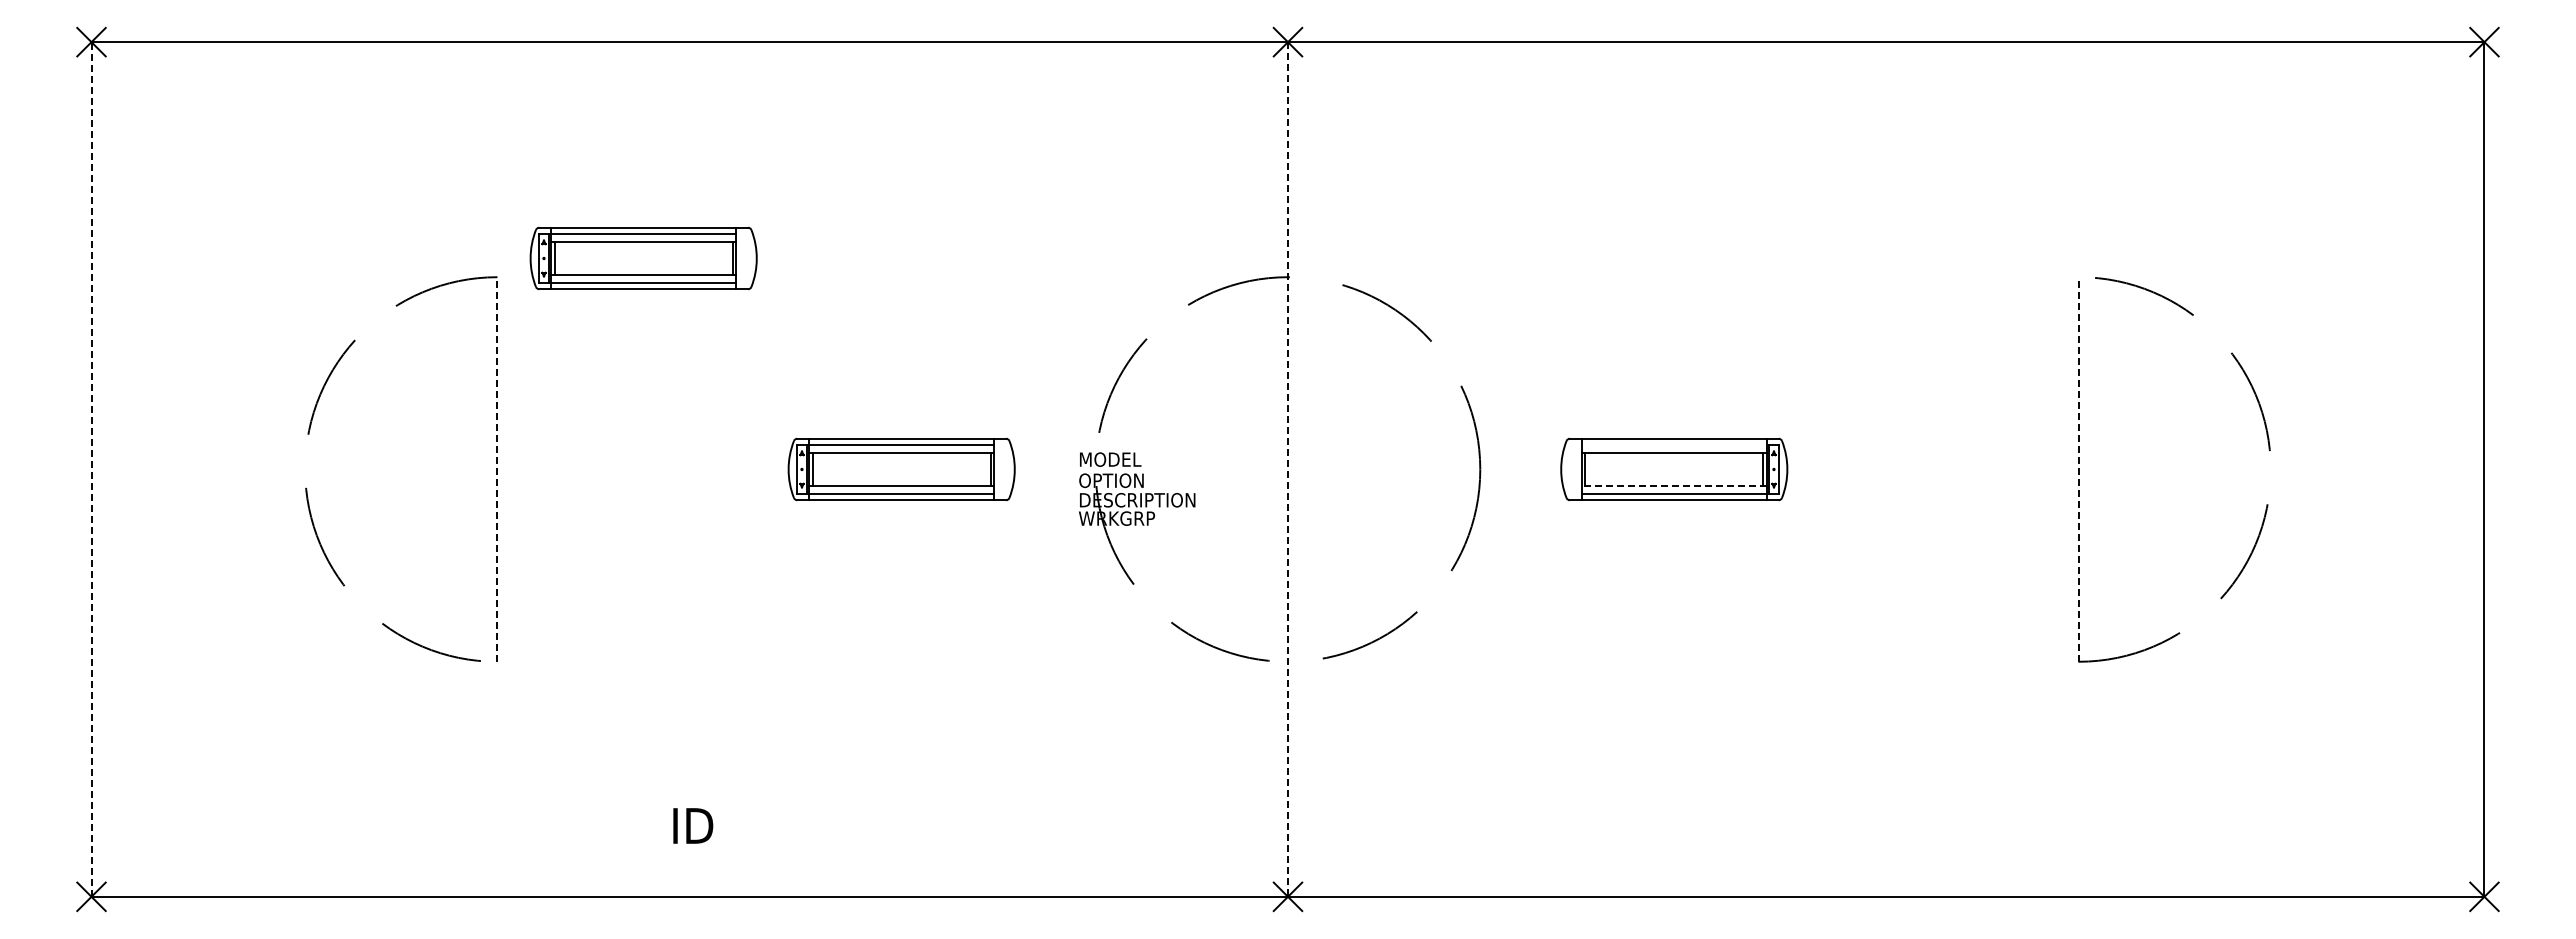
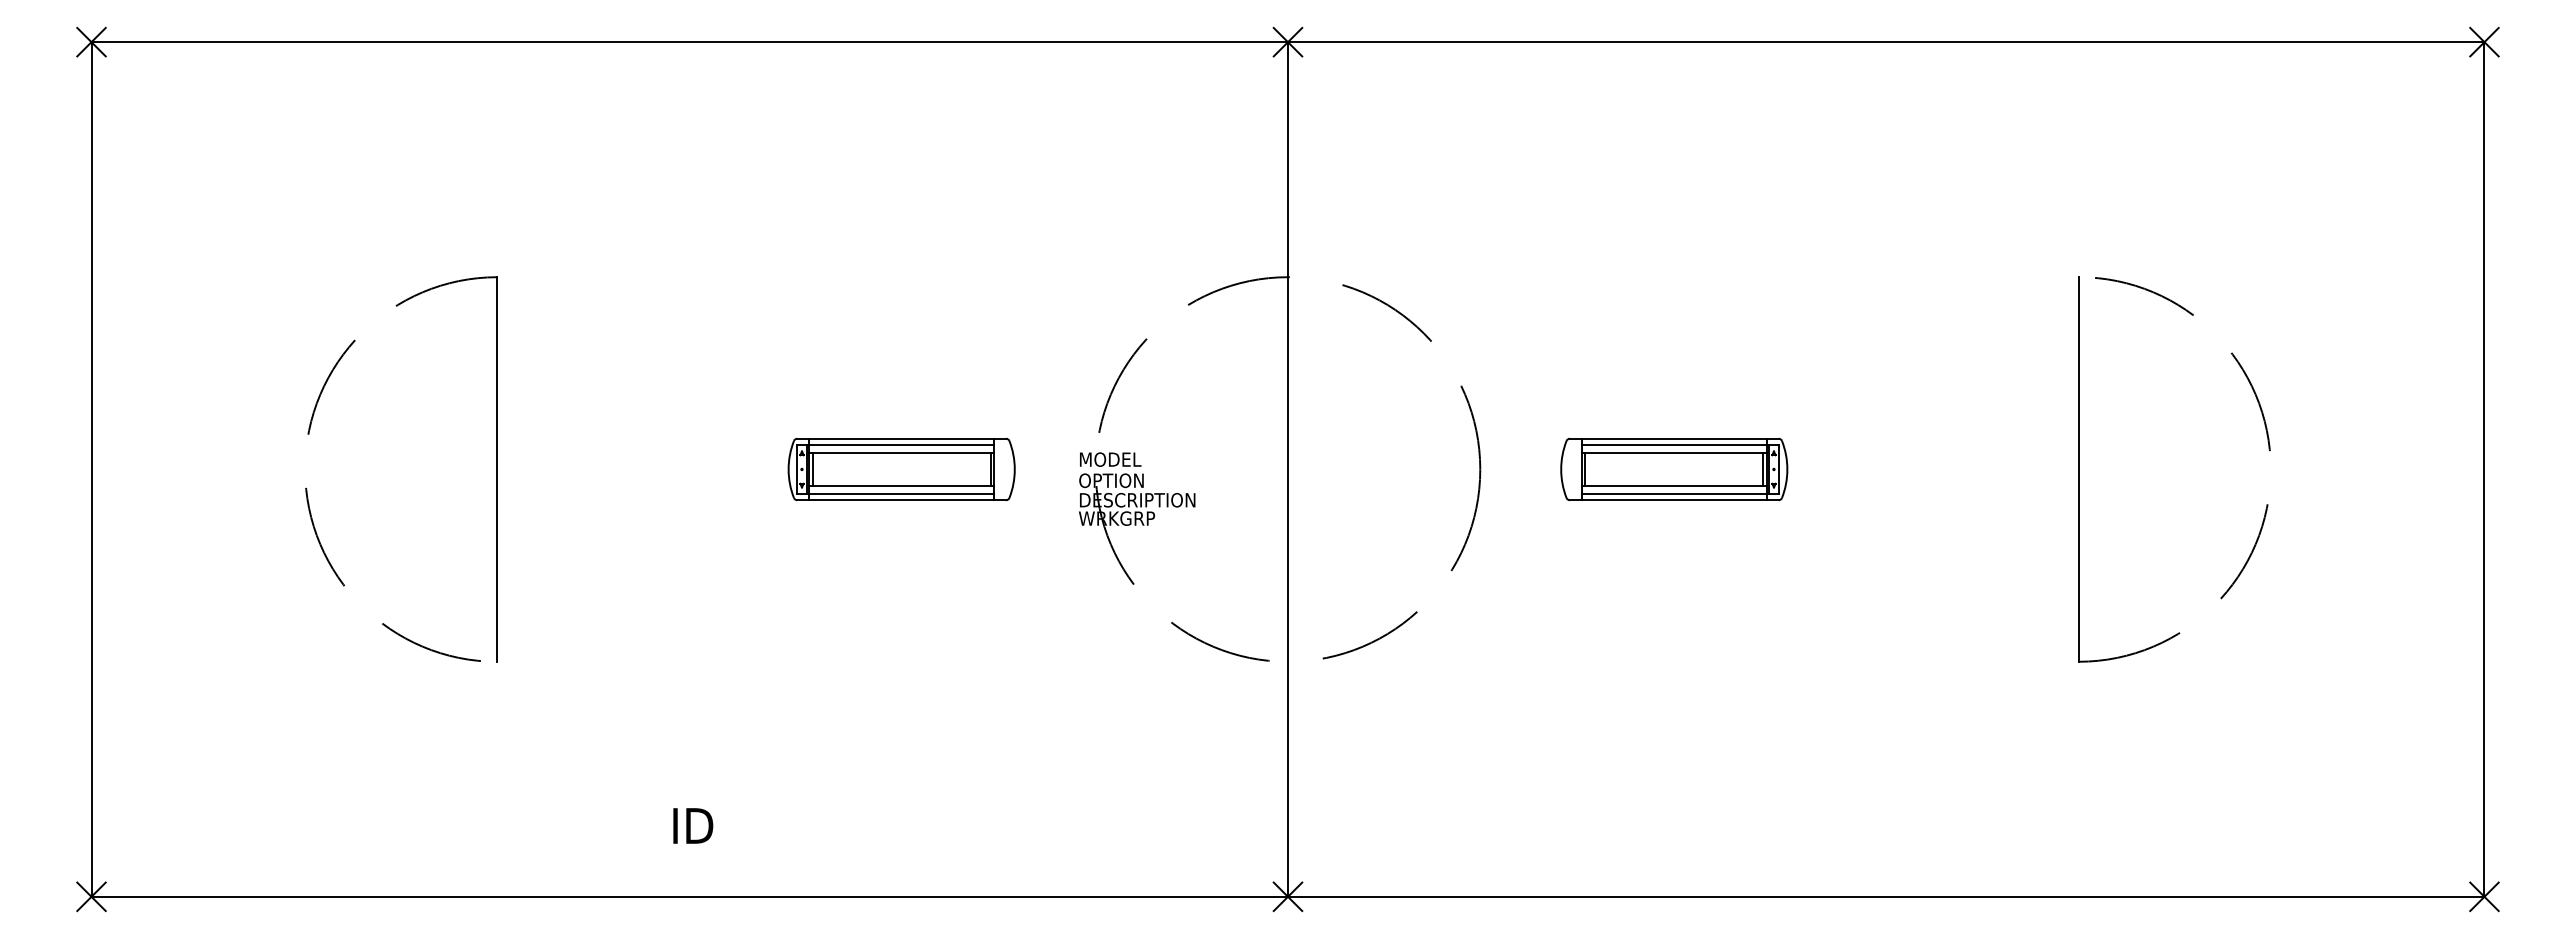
part: present -> none (643, 258)
line: none -> present (1674, 445)
line: dashed -> solid (91, 469)
line: dashed -> solid (497, 469)
line: dashed -> solid (1288, 469)
line: dashed -> solid (2078, 469)
line: dashed -> solid (1674, 486)
